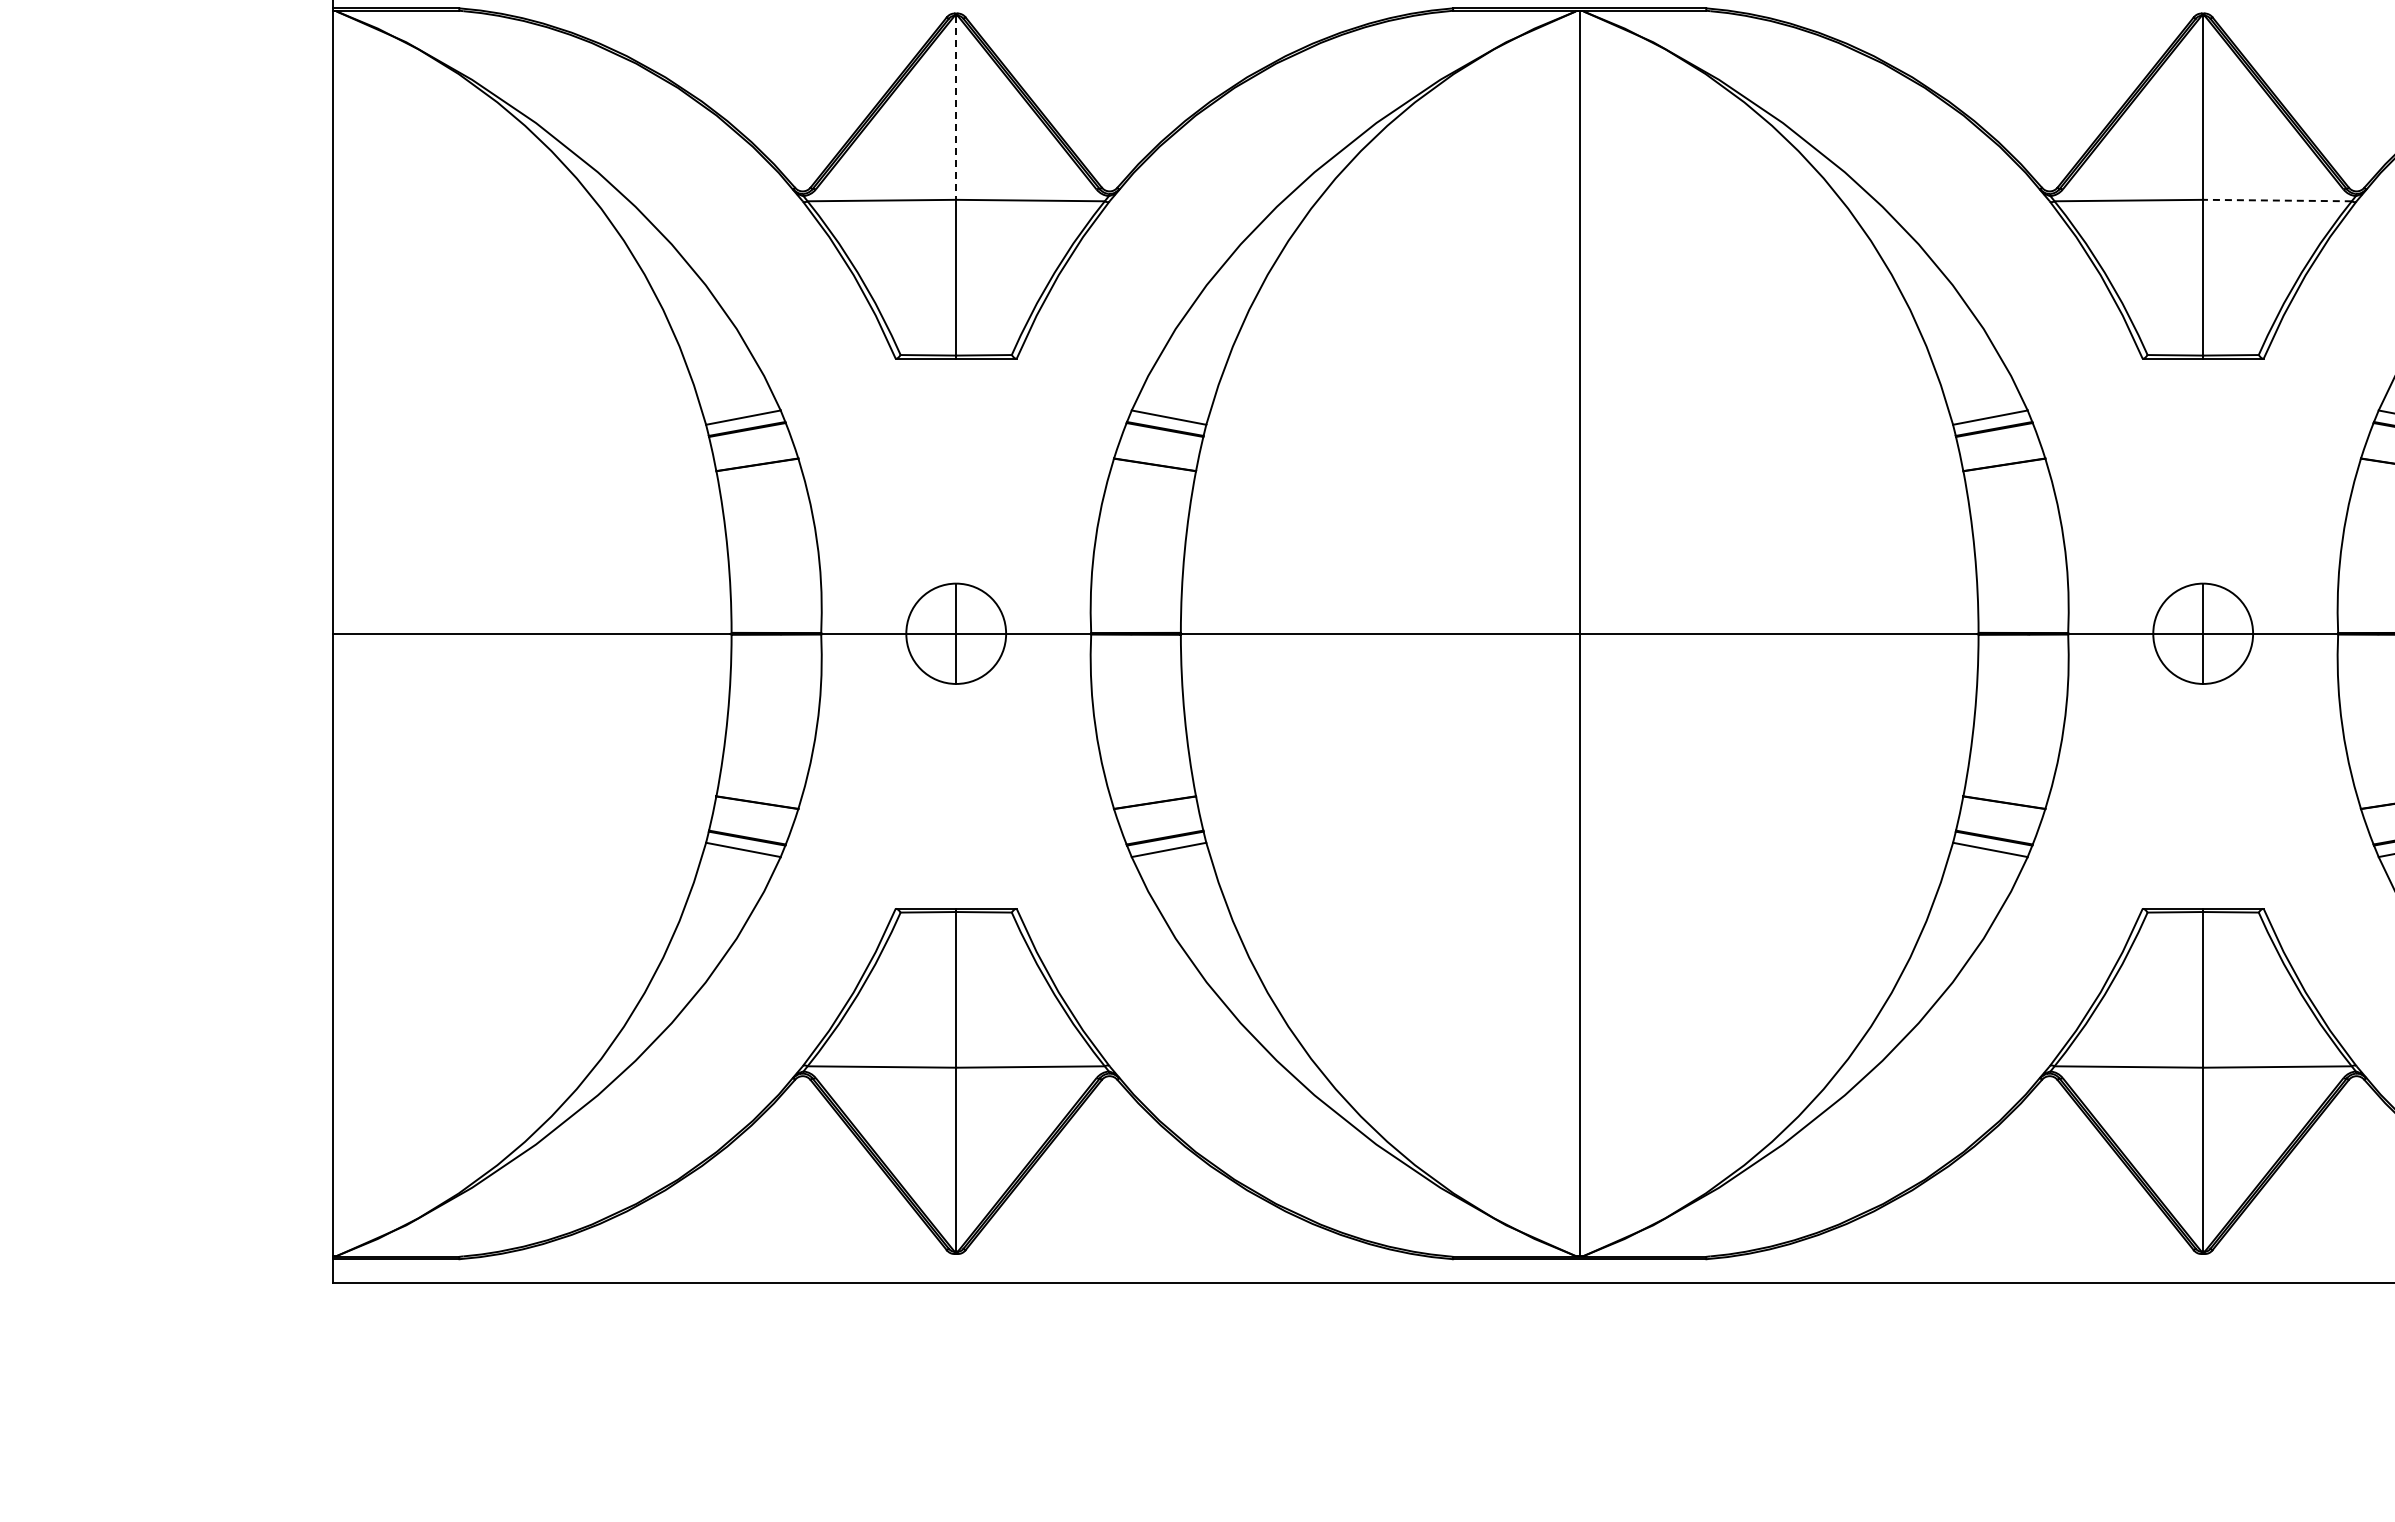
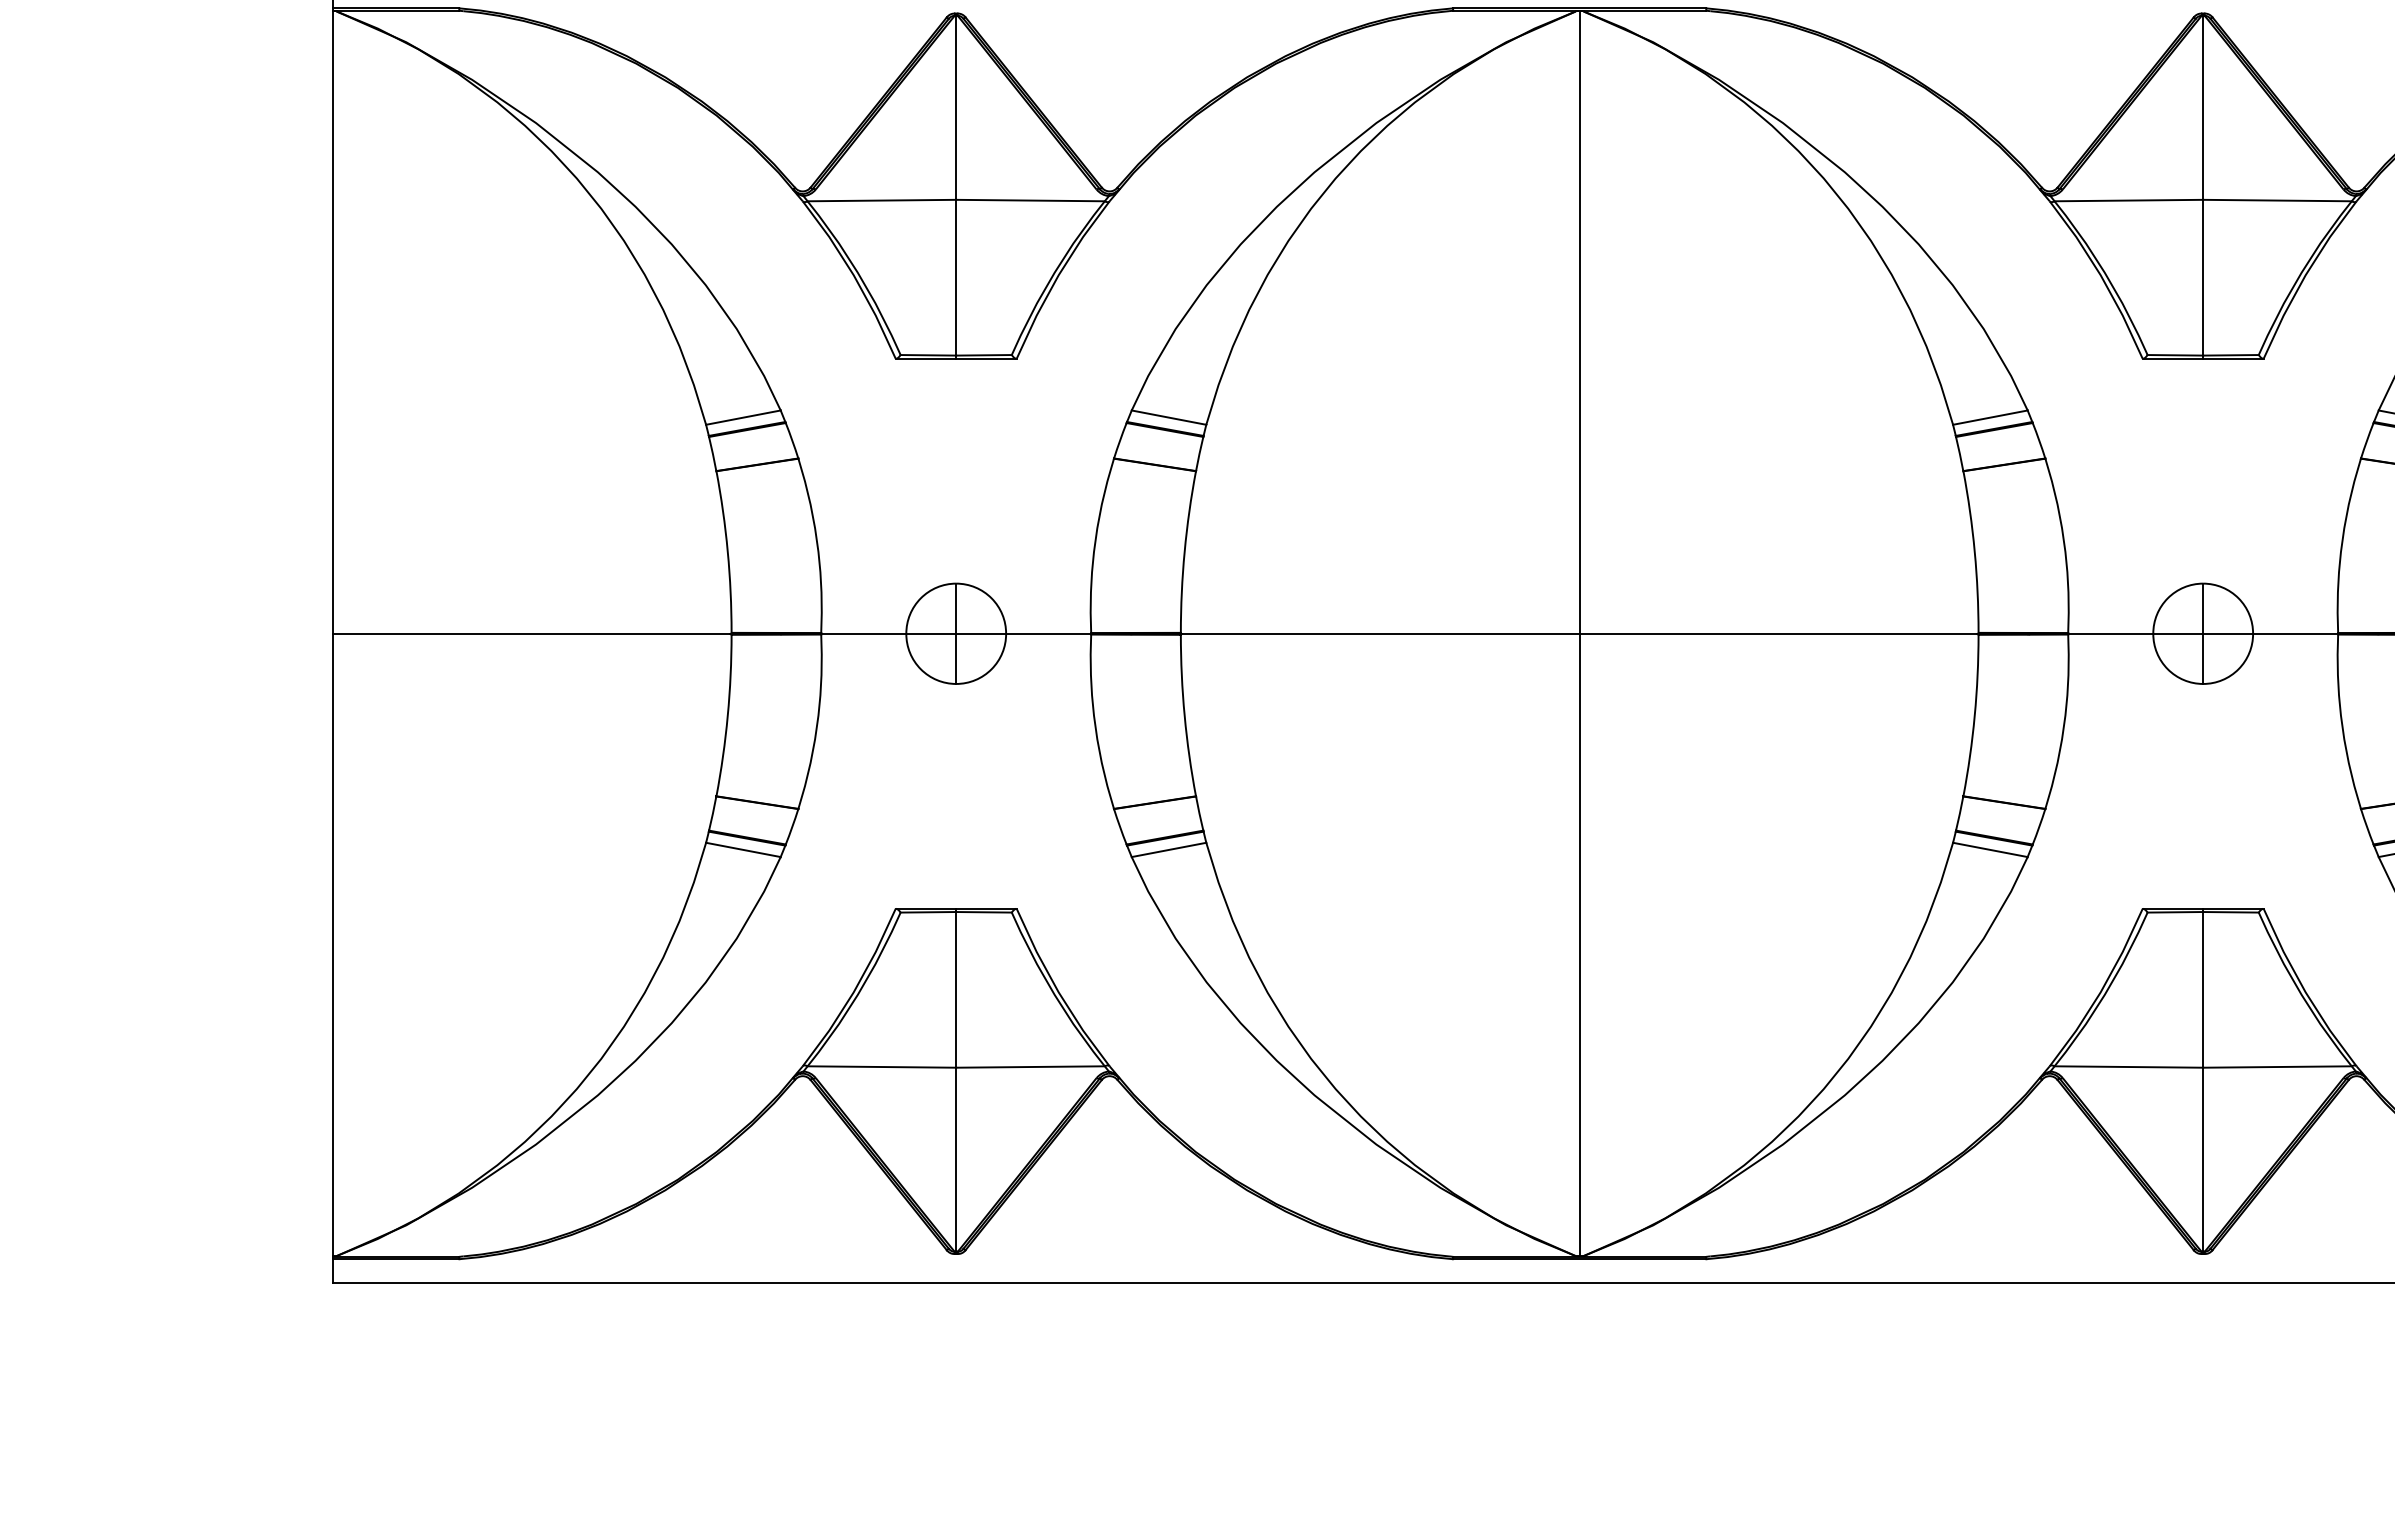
line: dashed -> solid (956, 107)
line: dashed -> solid (2276, 200)
